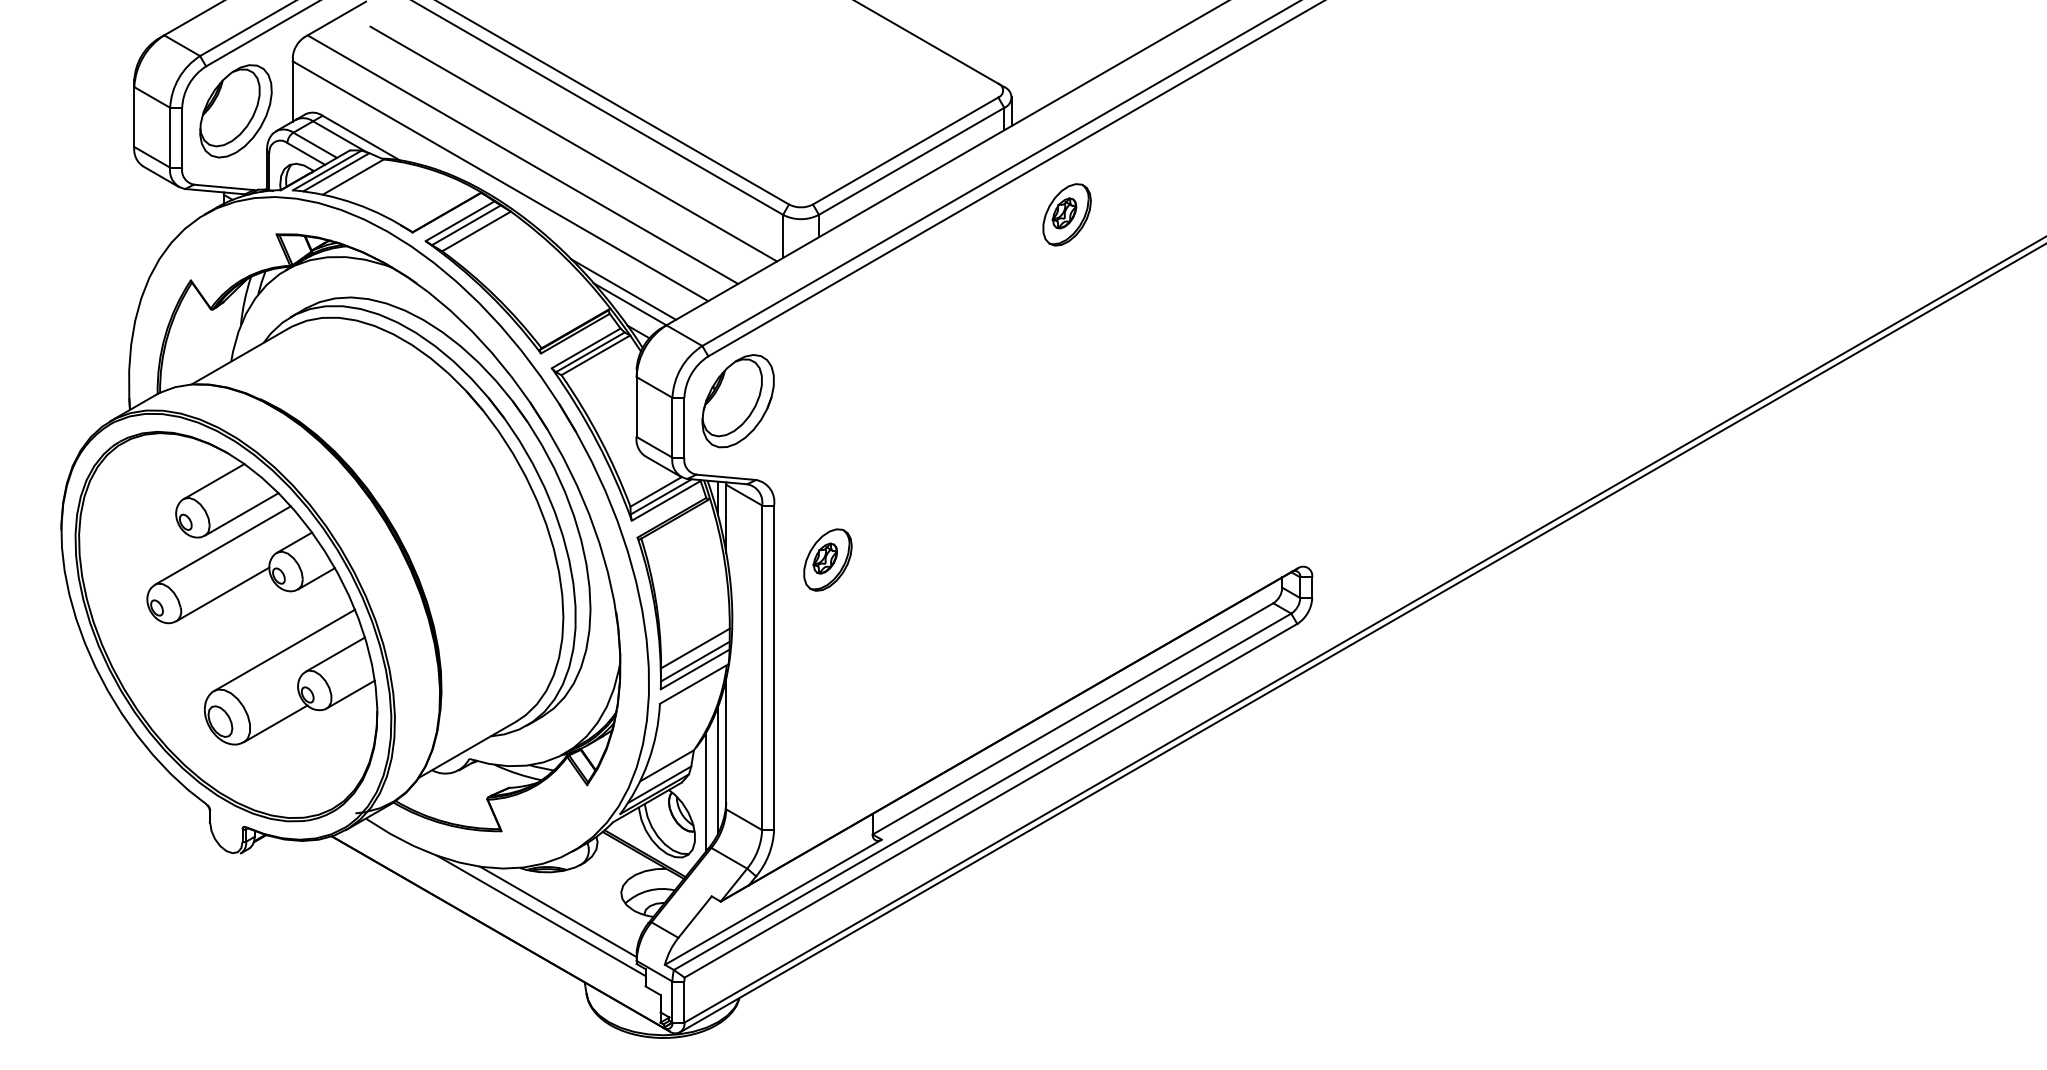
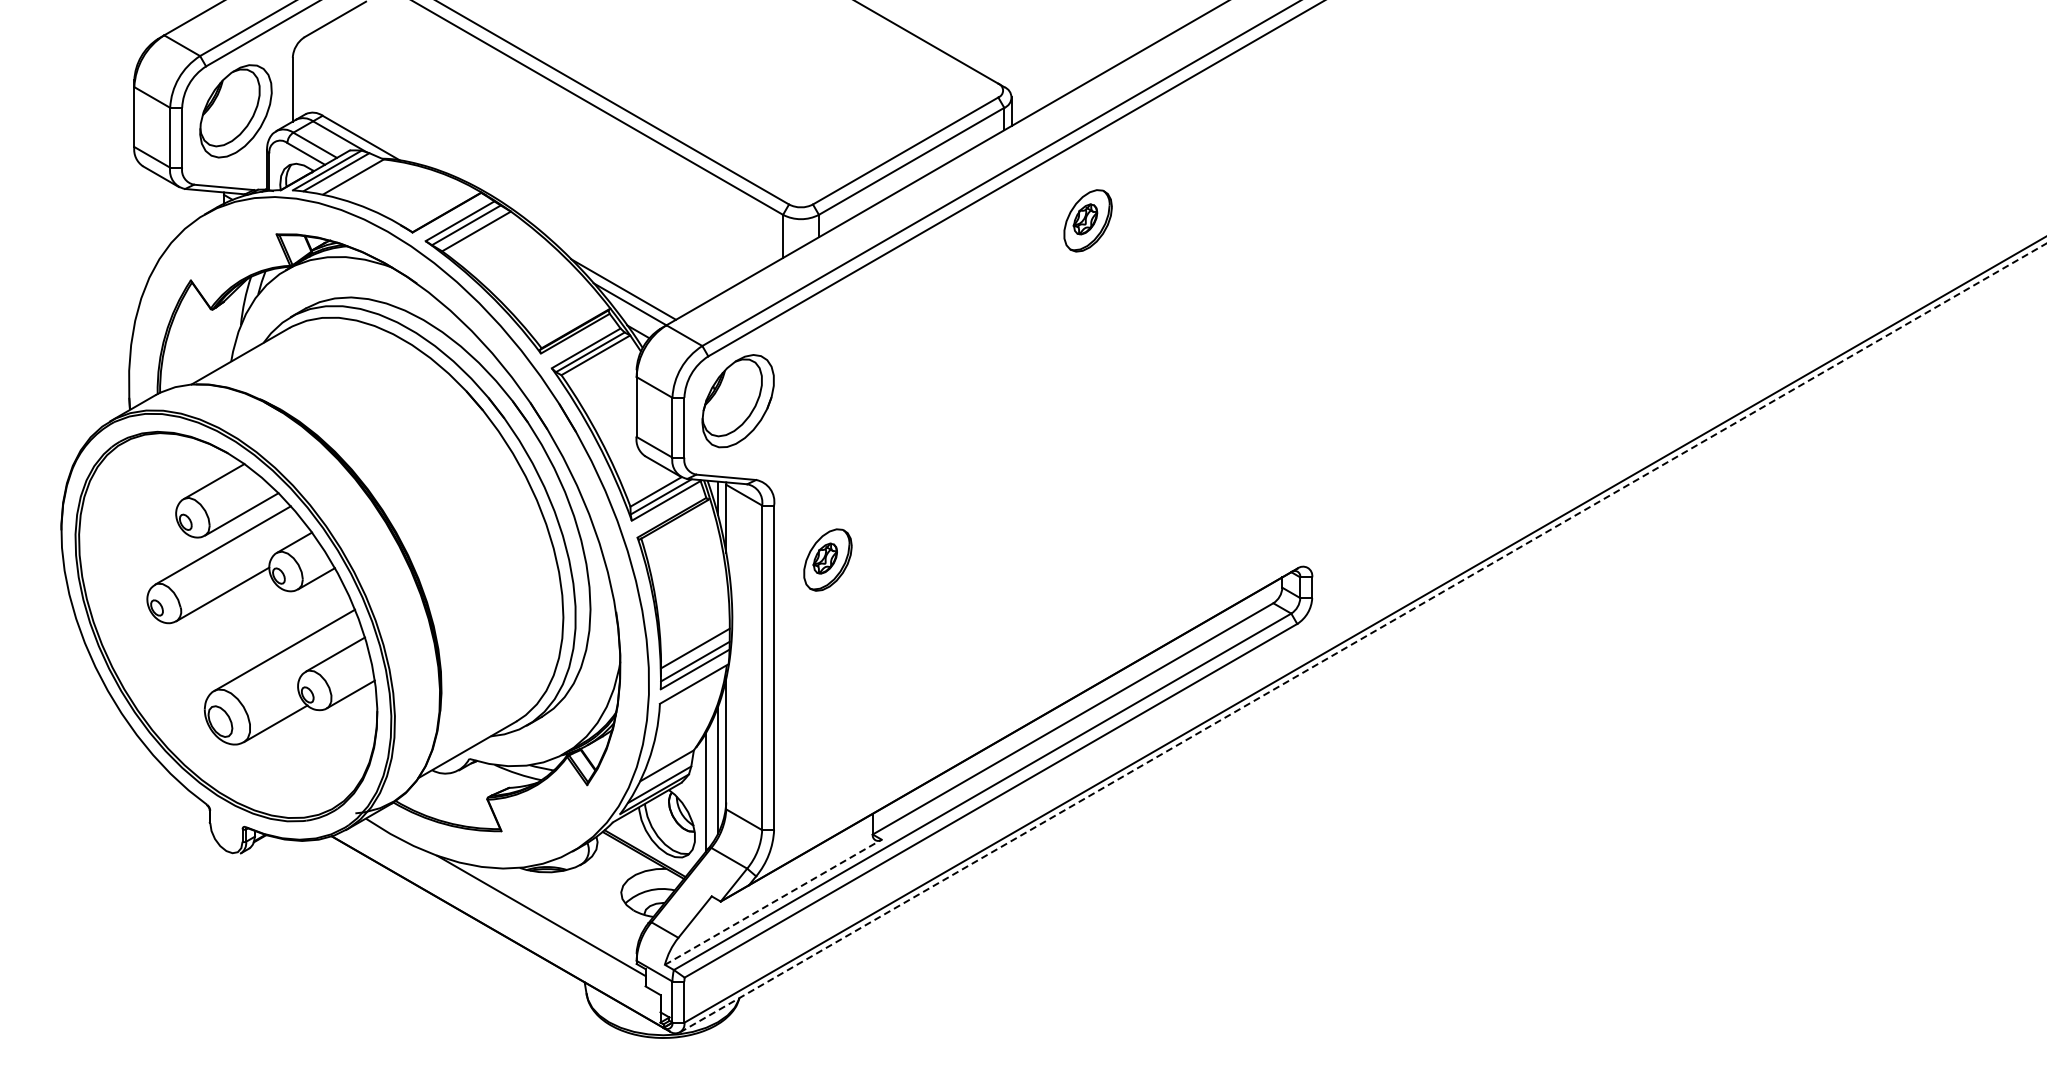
line: present -> none (573, 143)
line: present -> none (522, 159)
line: present -> none (500, 181)
part position: (1066, 214) -> (1087, 220) (1087, 220)
line: solid -> dashed (1363, 637)
line: solid -> dashed (773, 902)
line: present -> none (558, 911)
